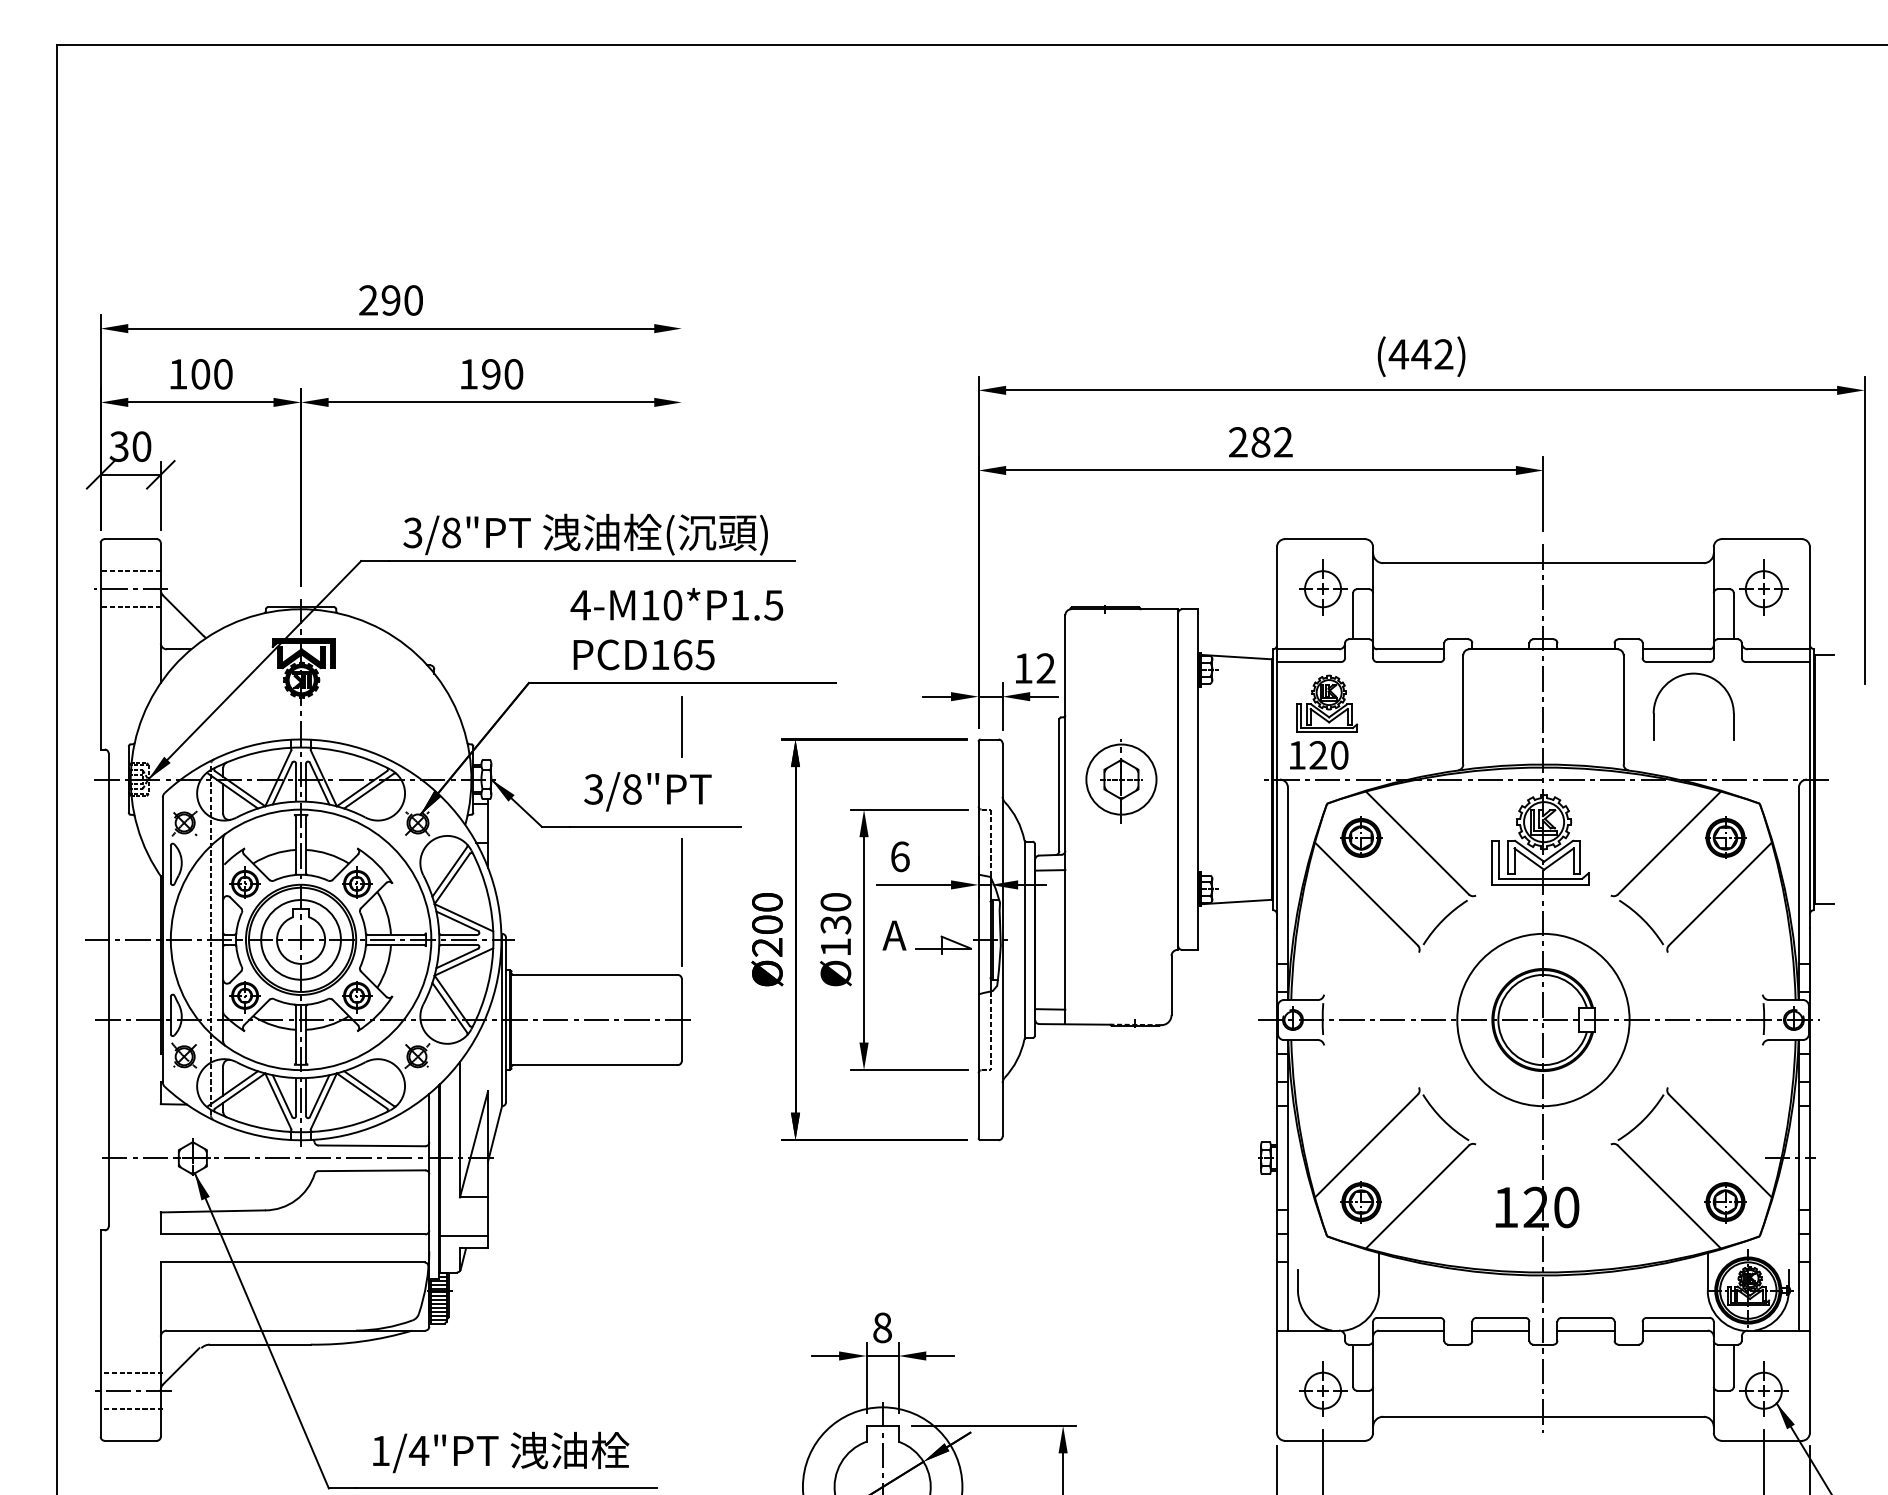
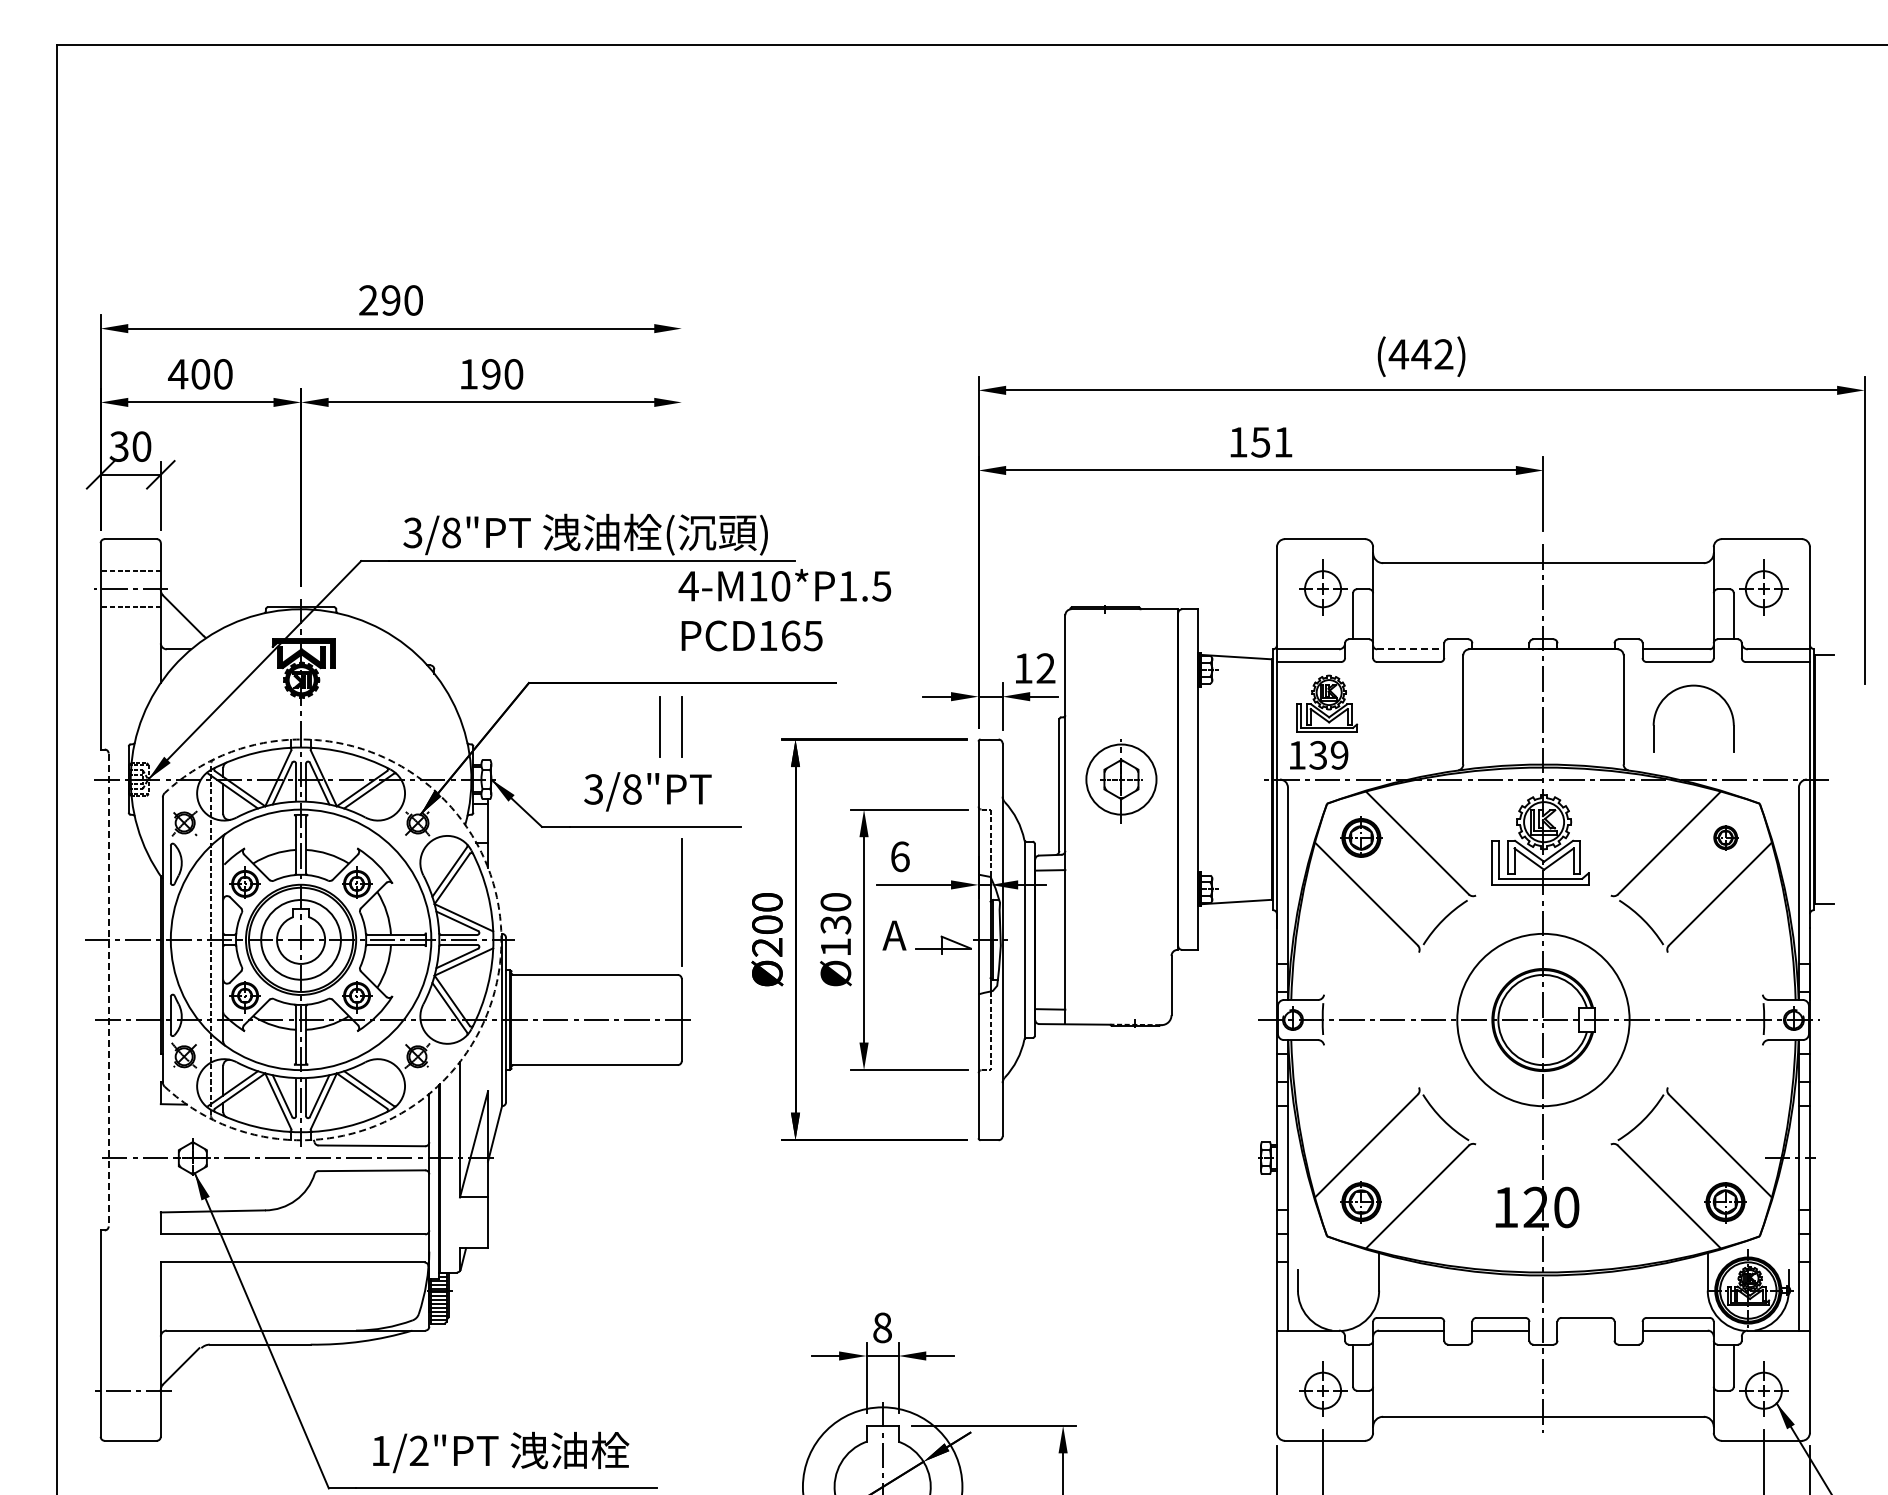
text: 100 -> 400 (178, 374)
text: 282 -> 151 (1260, 442)
text position: (676, 629) -> (784, 610) (784, 610)
line: solid -> dashed (1410, 649)
part position: (1686, 675) -> (1686, 687) (1686, 687)
line: none -> present (659, 726)
text: 120 -> 139 (1328, 755)
part size: 42x43 px -> 26x26 px (1725, 837)
arc: solid -> dashed (501, 939)
line: solid -> dashed (108, 990)
line: present -> none (463, 1236)
line: present -> none (1585, 1330)
line: present -> none (132, 1372)
line: present -> none (132, 1408)
text: 1/4"PT -> 1/2"PT (418, 1450)
